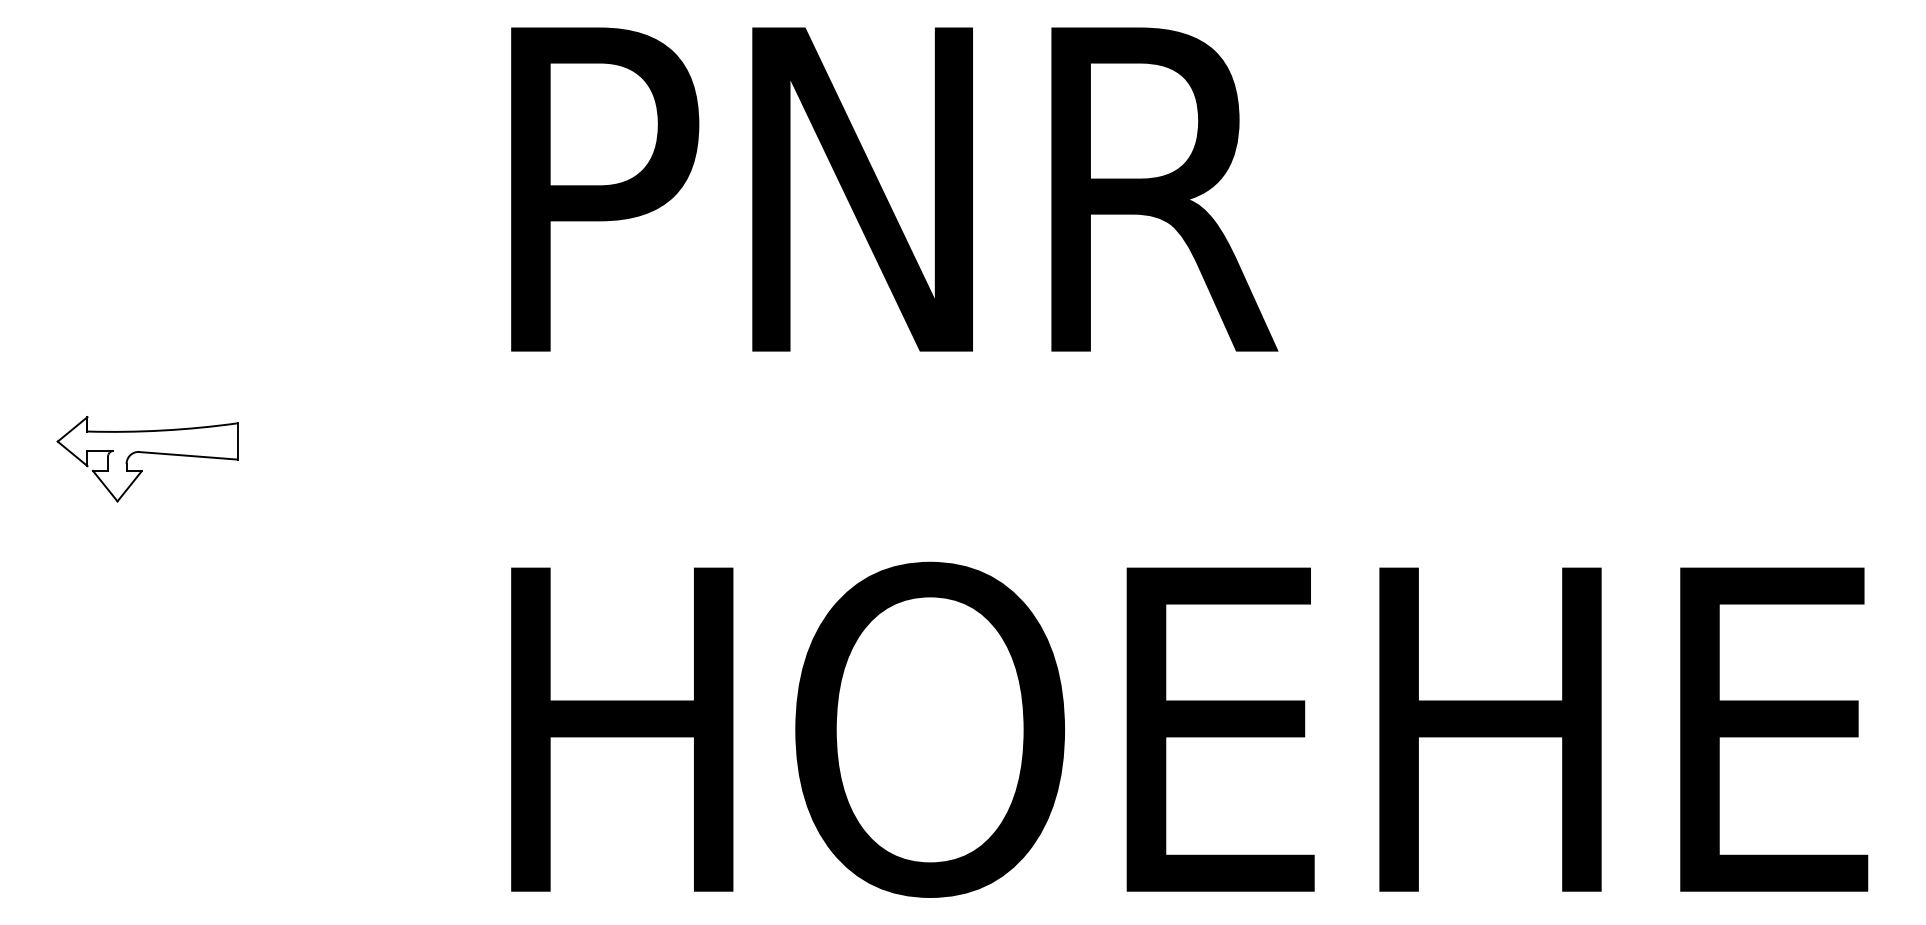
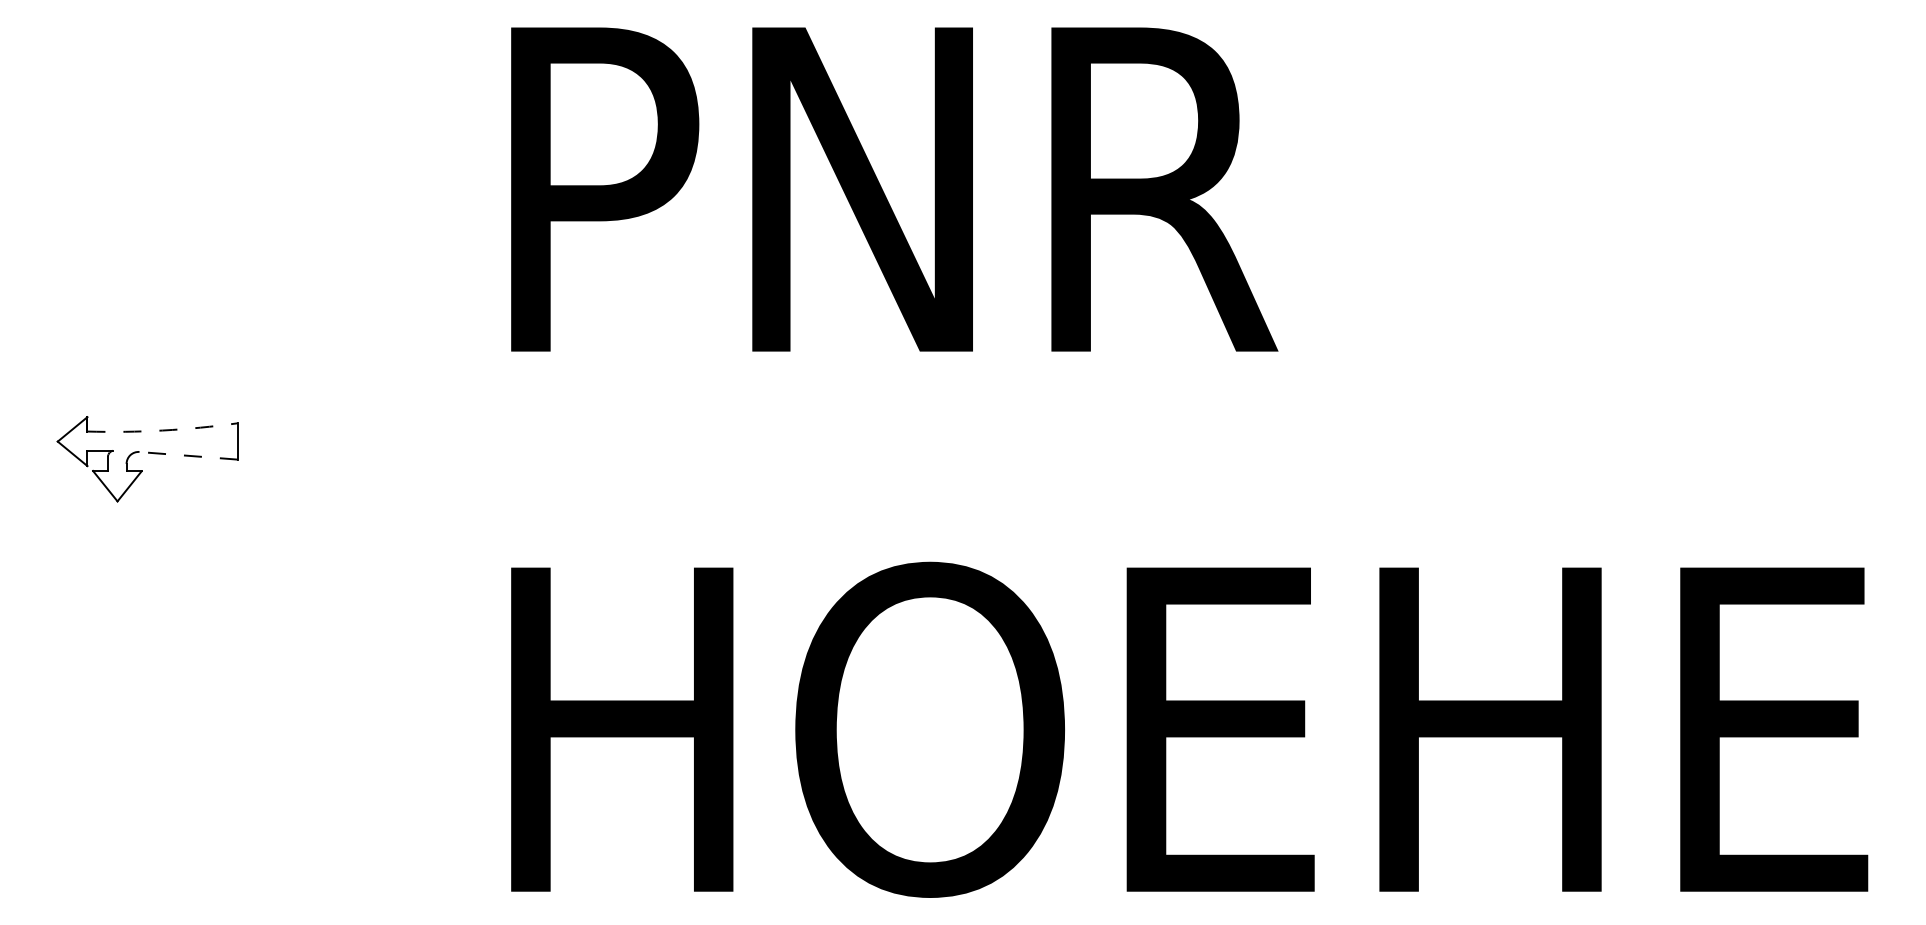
arc: solid -> dashed (162, 430)
line: solid -> dashed (188, 455)
